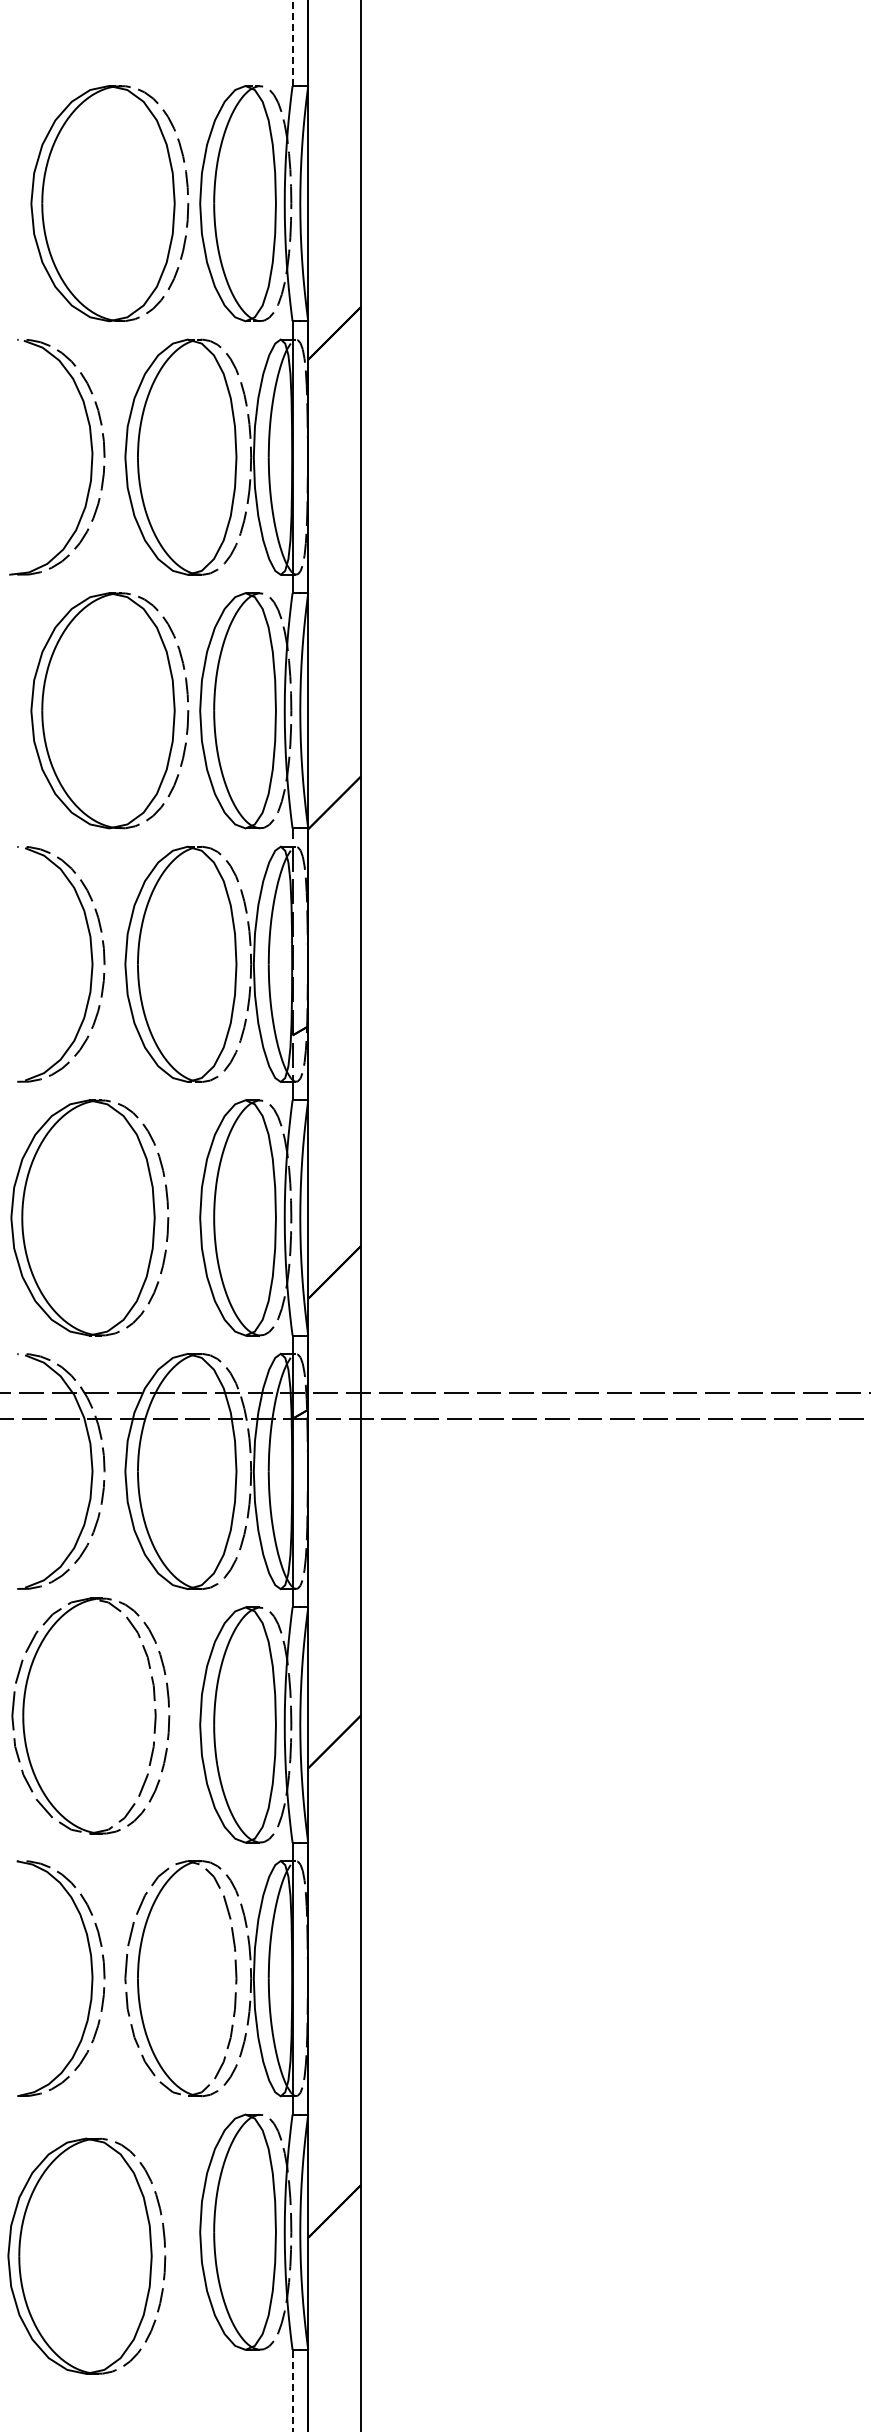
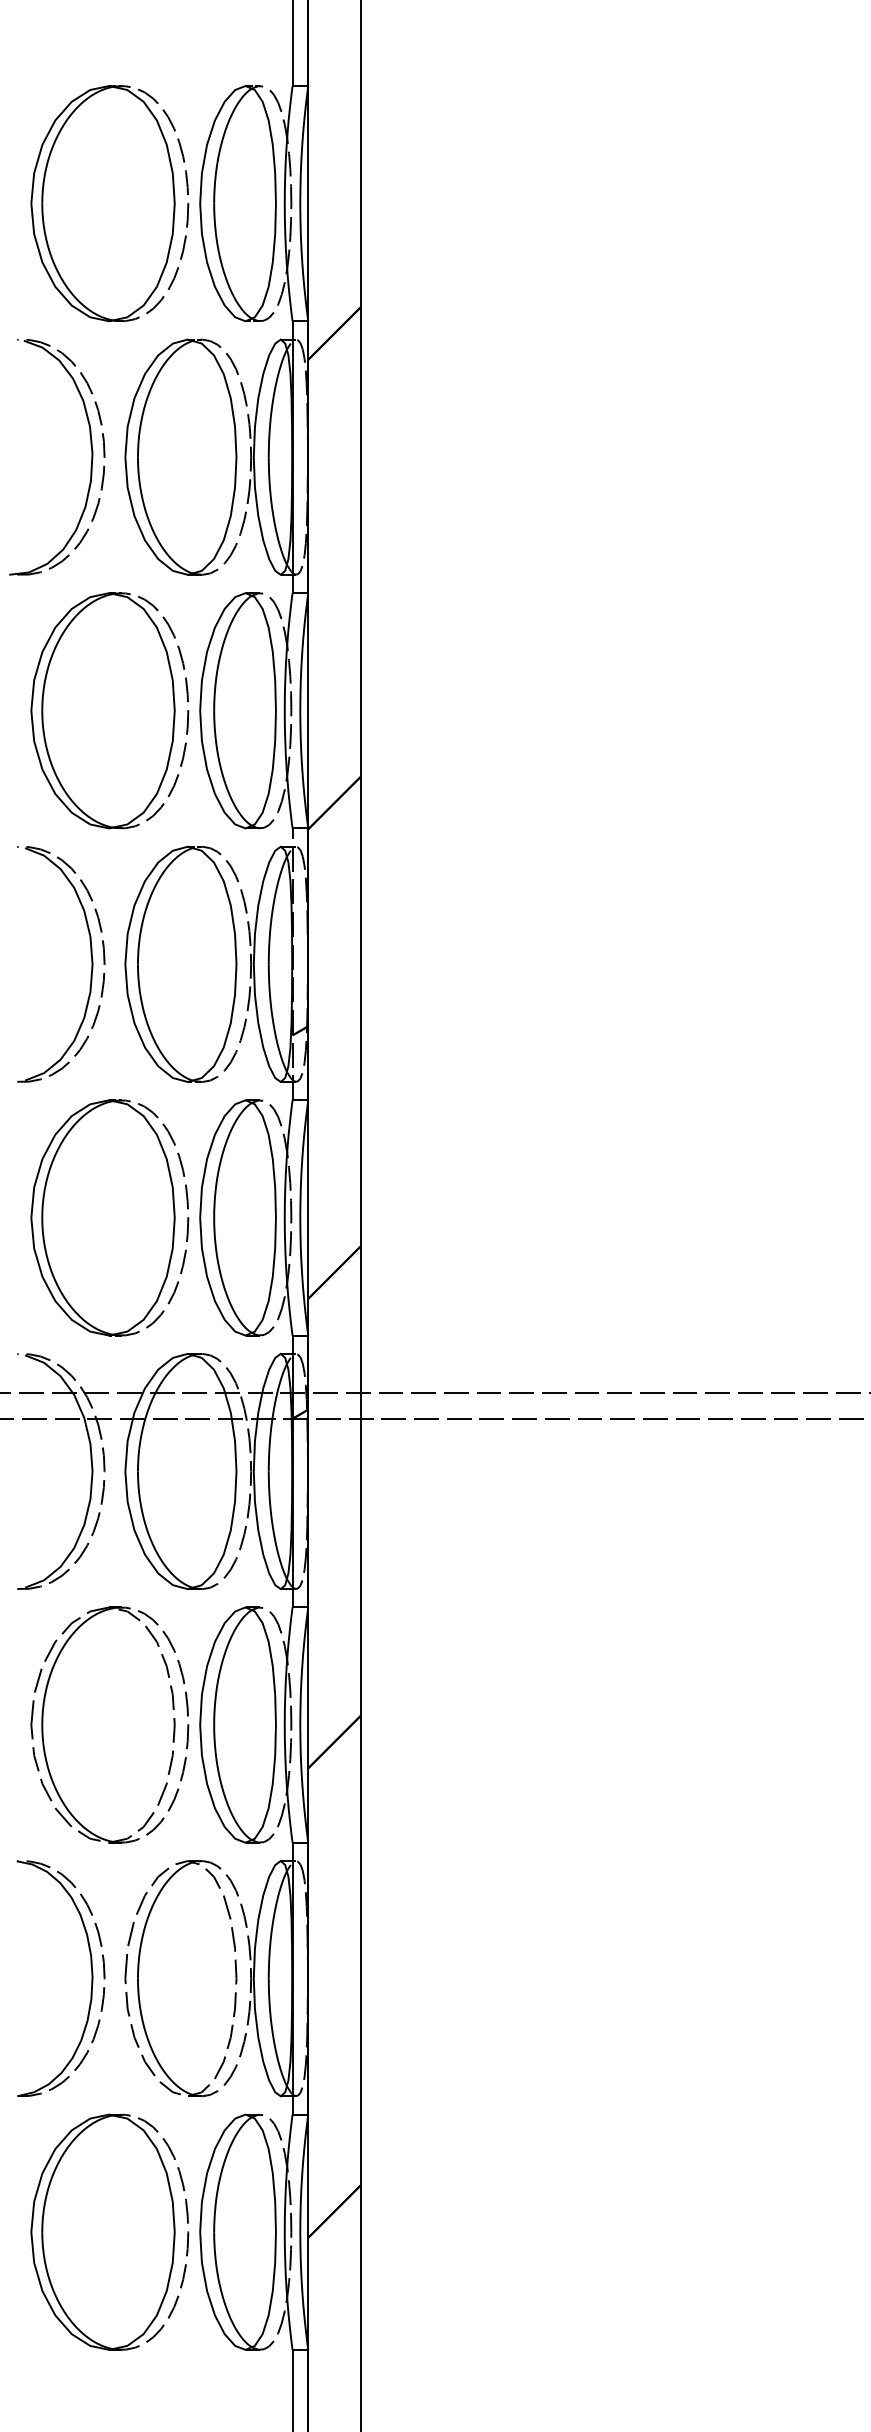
line: dashed -> solid (292, 43)
part position: (89, 1217) -> (109, 1217) (109, 1217)
part position: (154, 1715) -> (173, 1724) (173, 1724)
part position: (86, 2255) -> (109, 2231) (109, 2231)
line: dashed -> solid (292, 2390)
